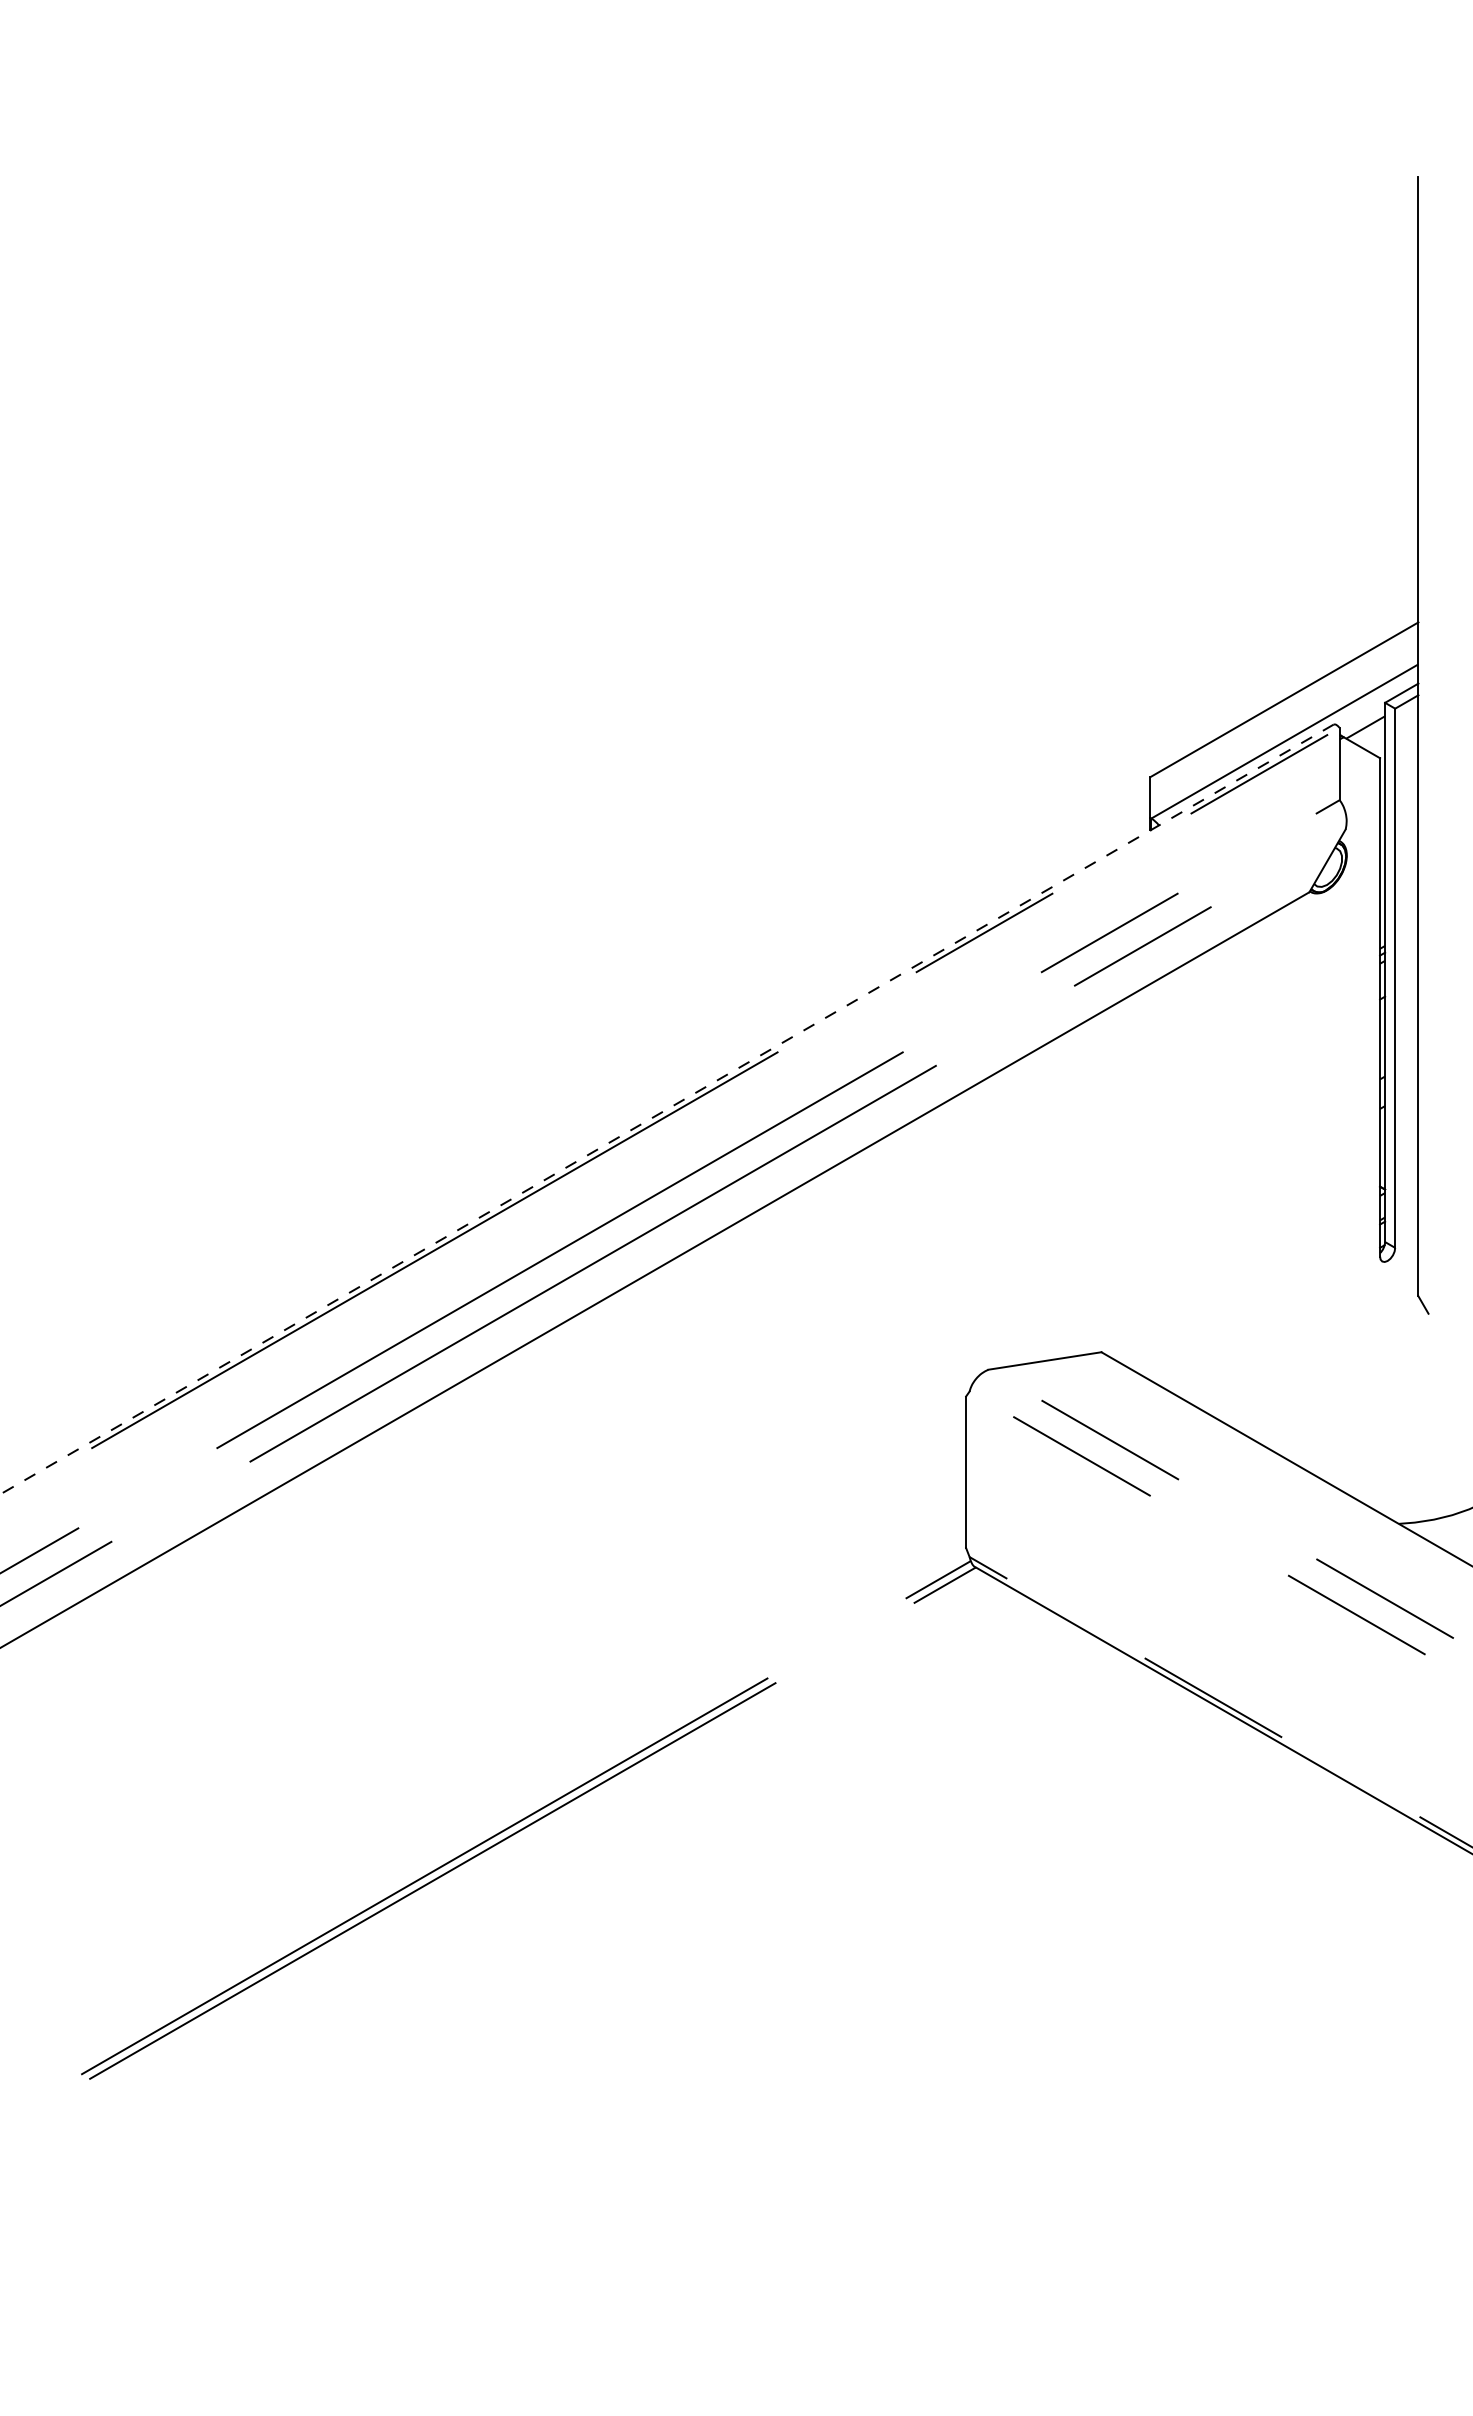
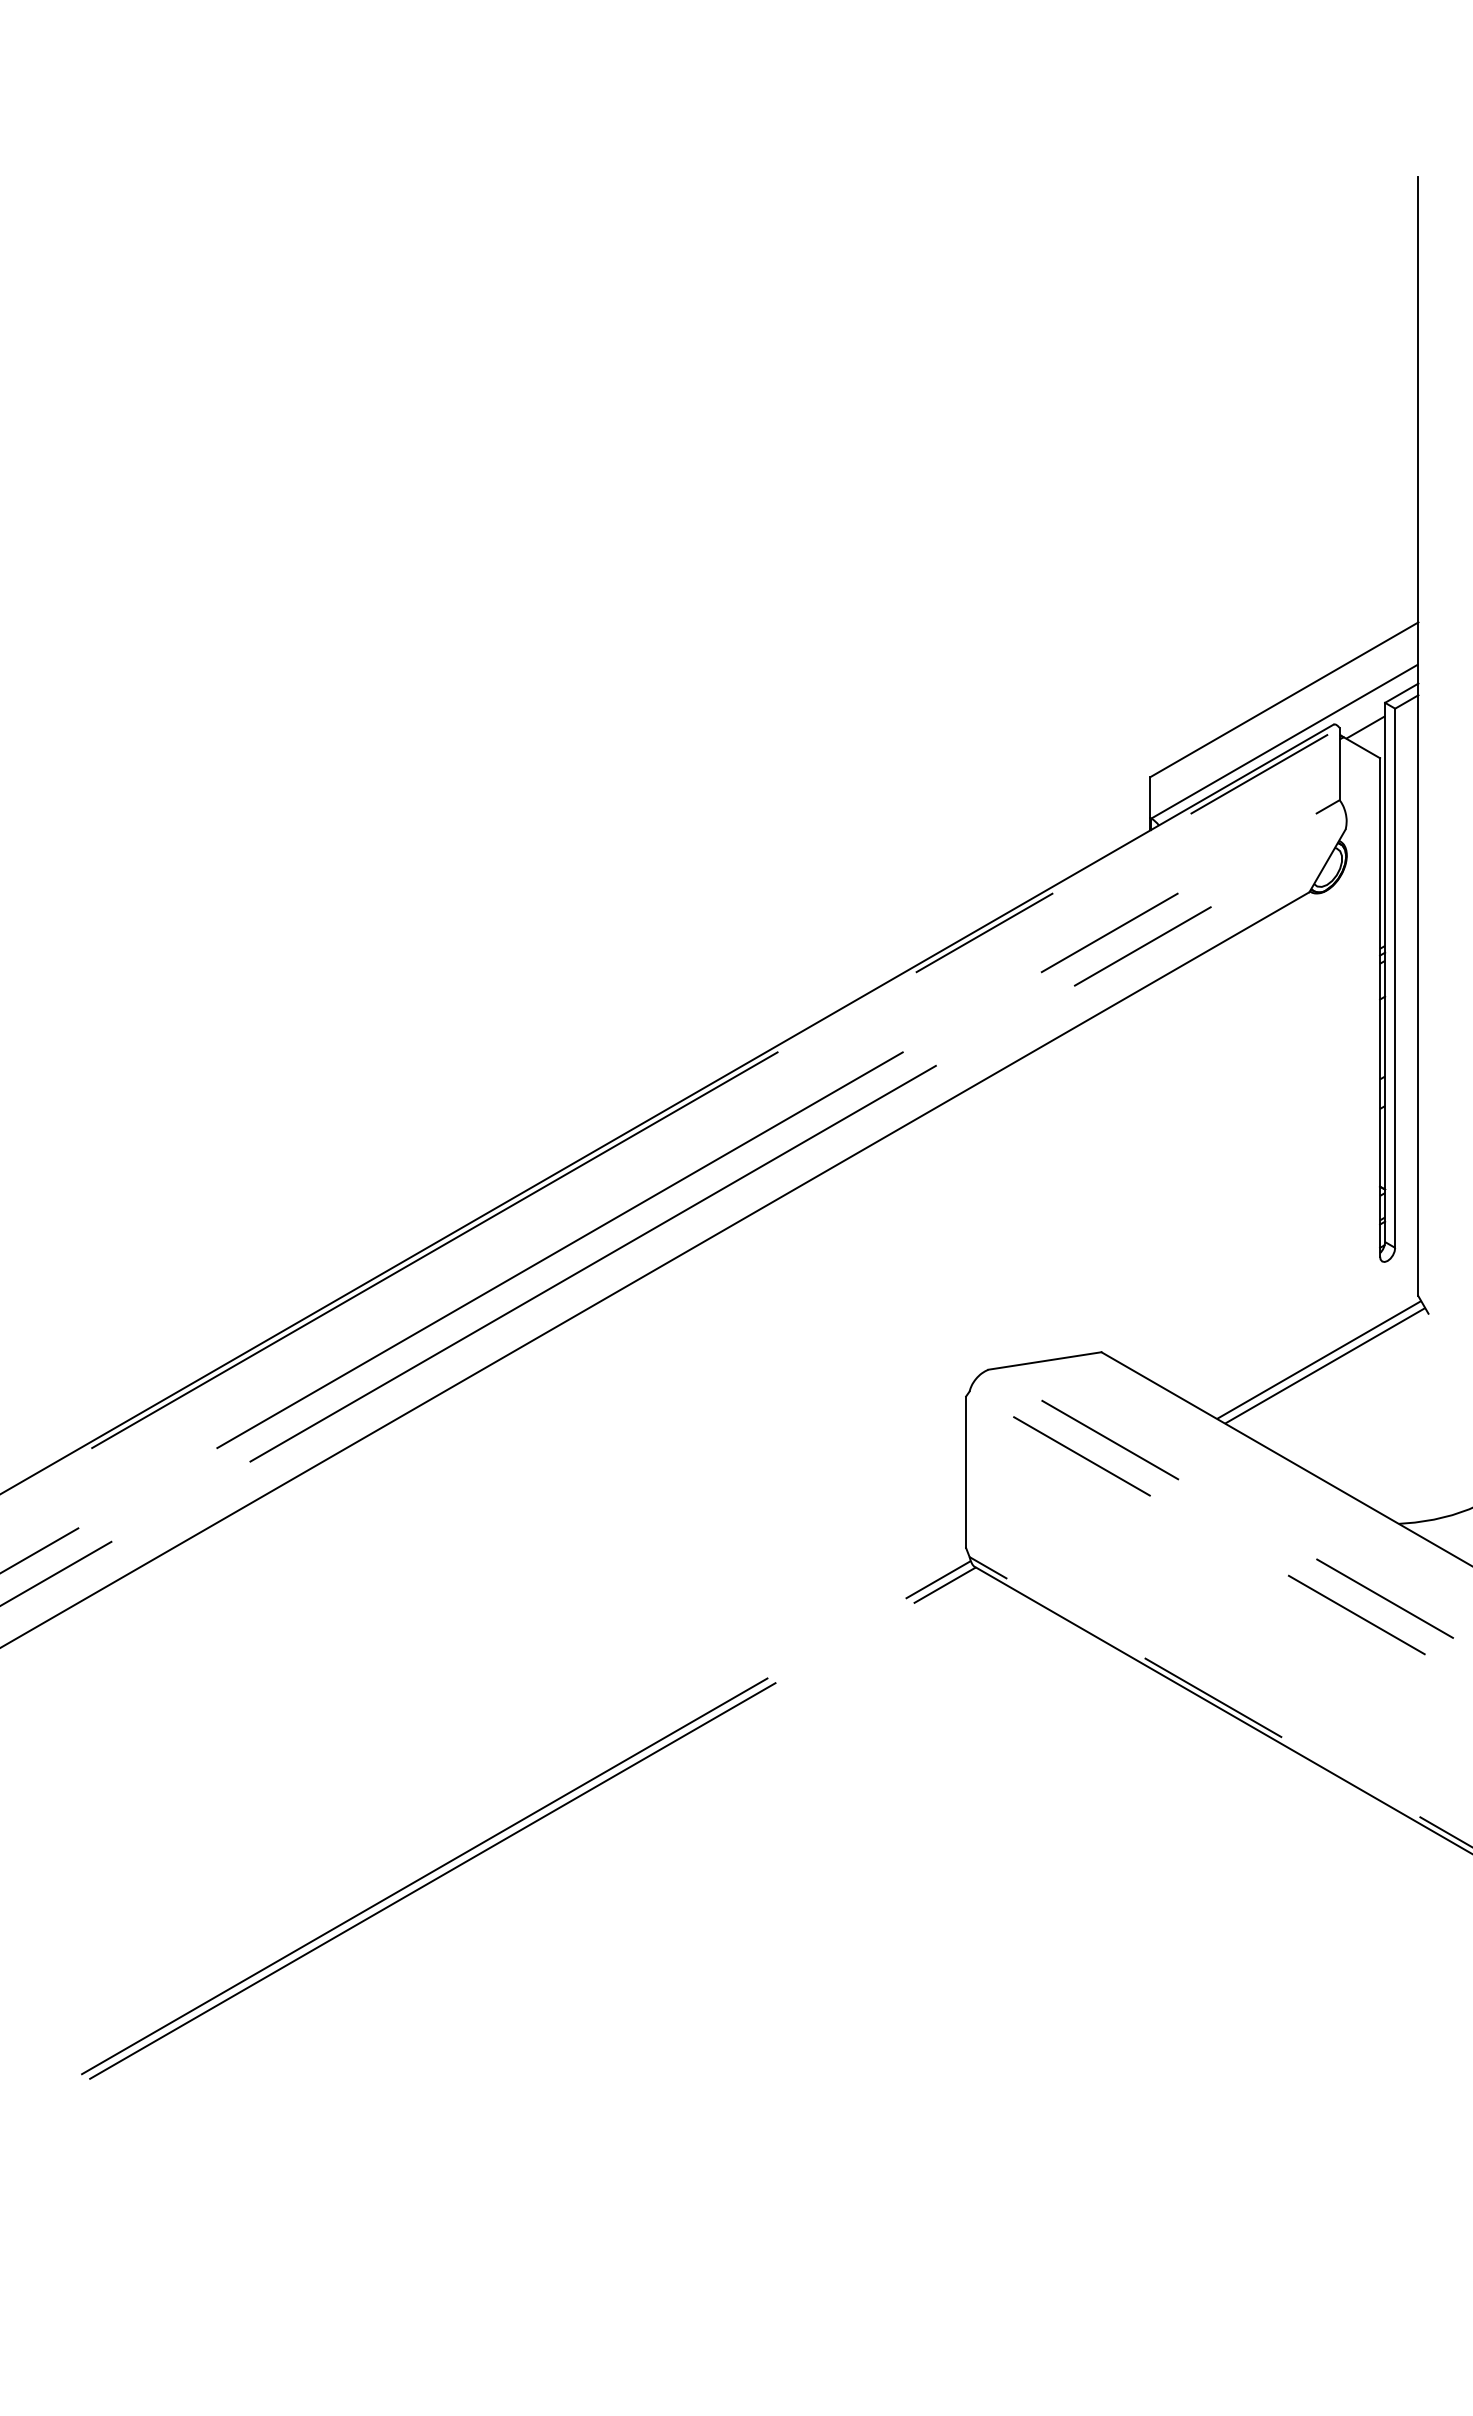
line: dashed -> solid (666, 1109)
line: none -> present (1319, 1359)
line: none -> present (1325, 1365)
